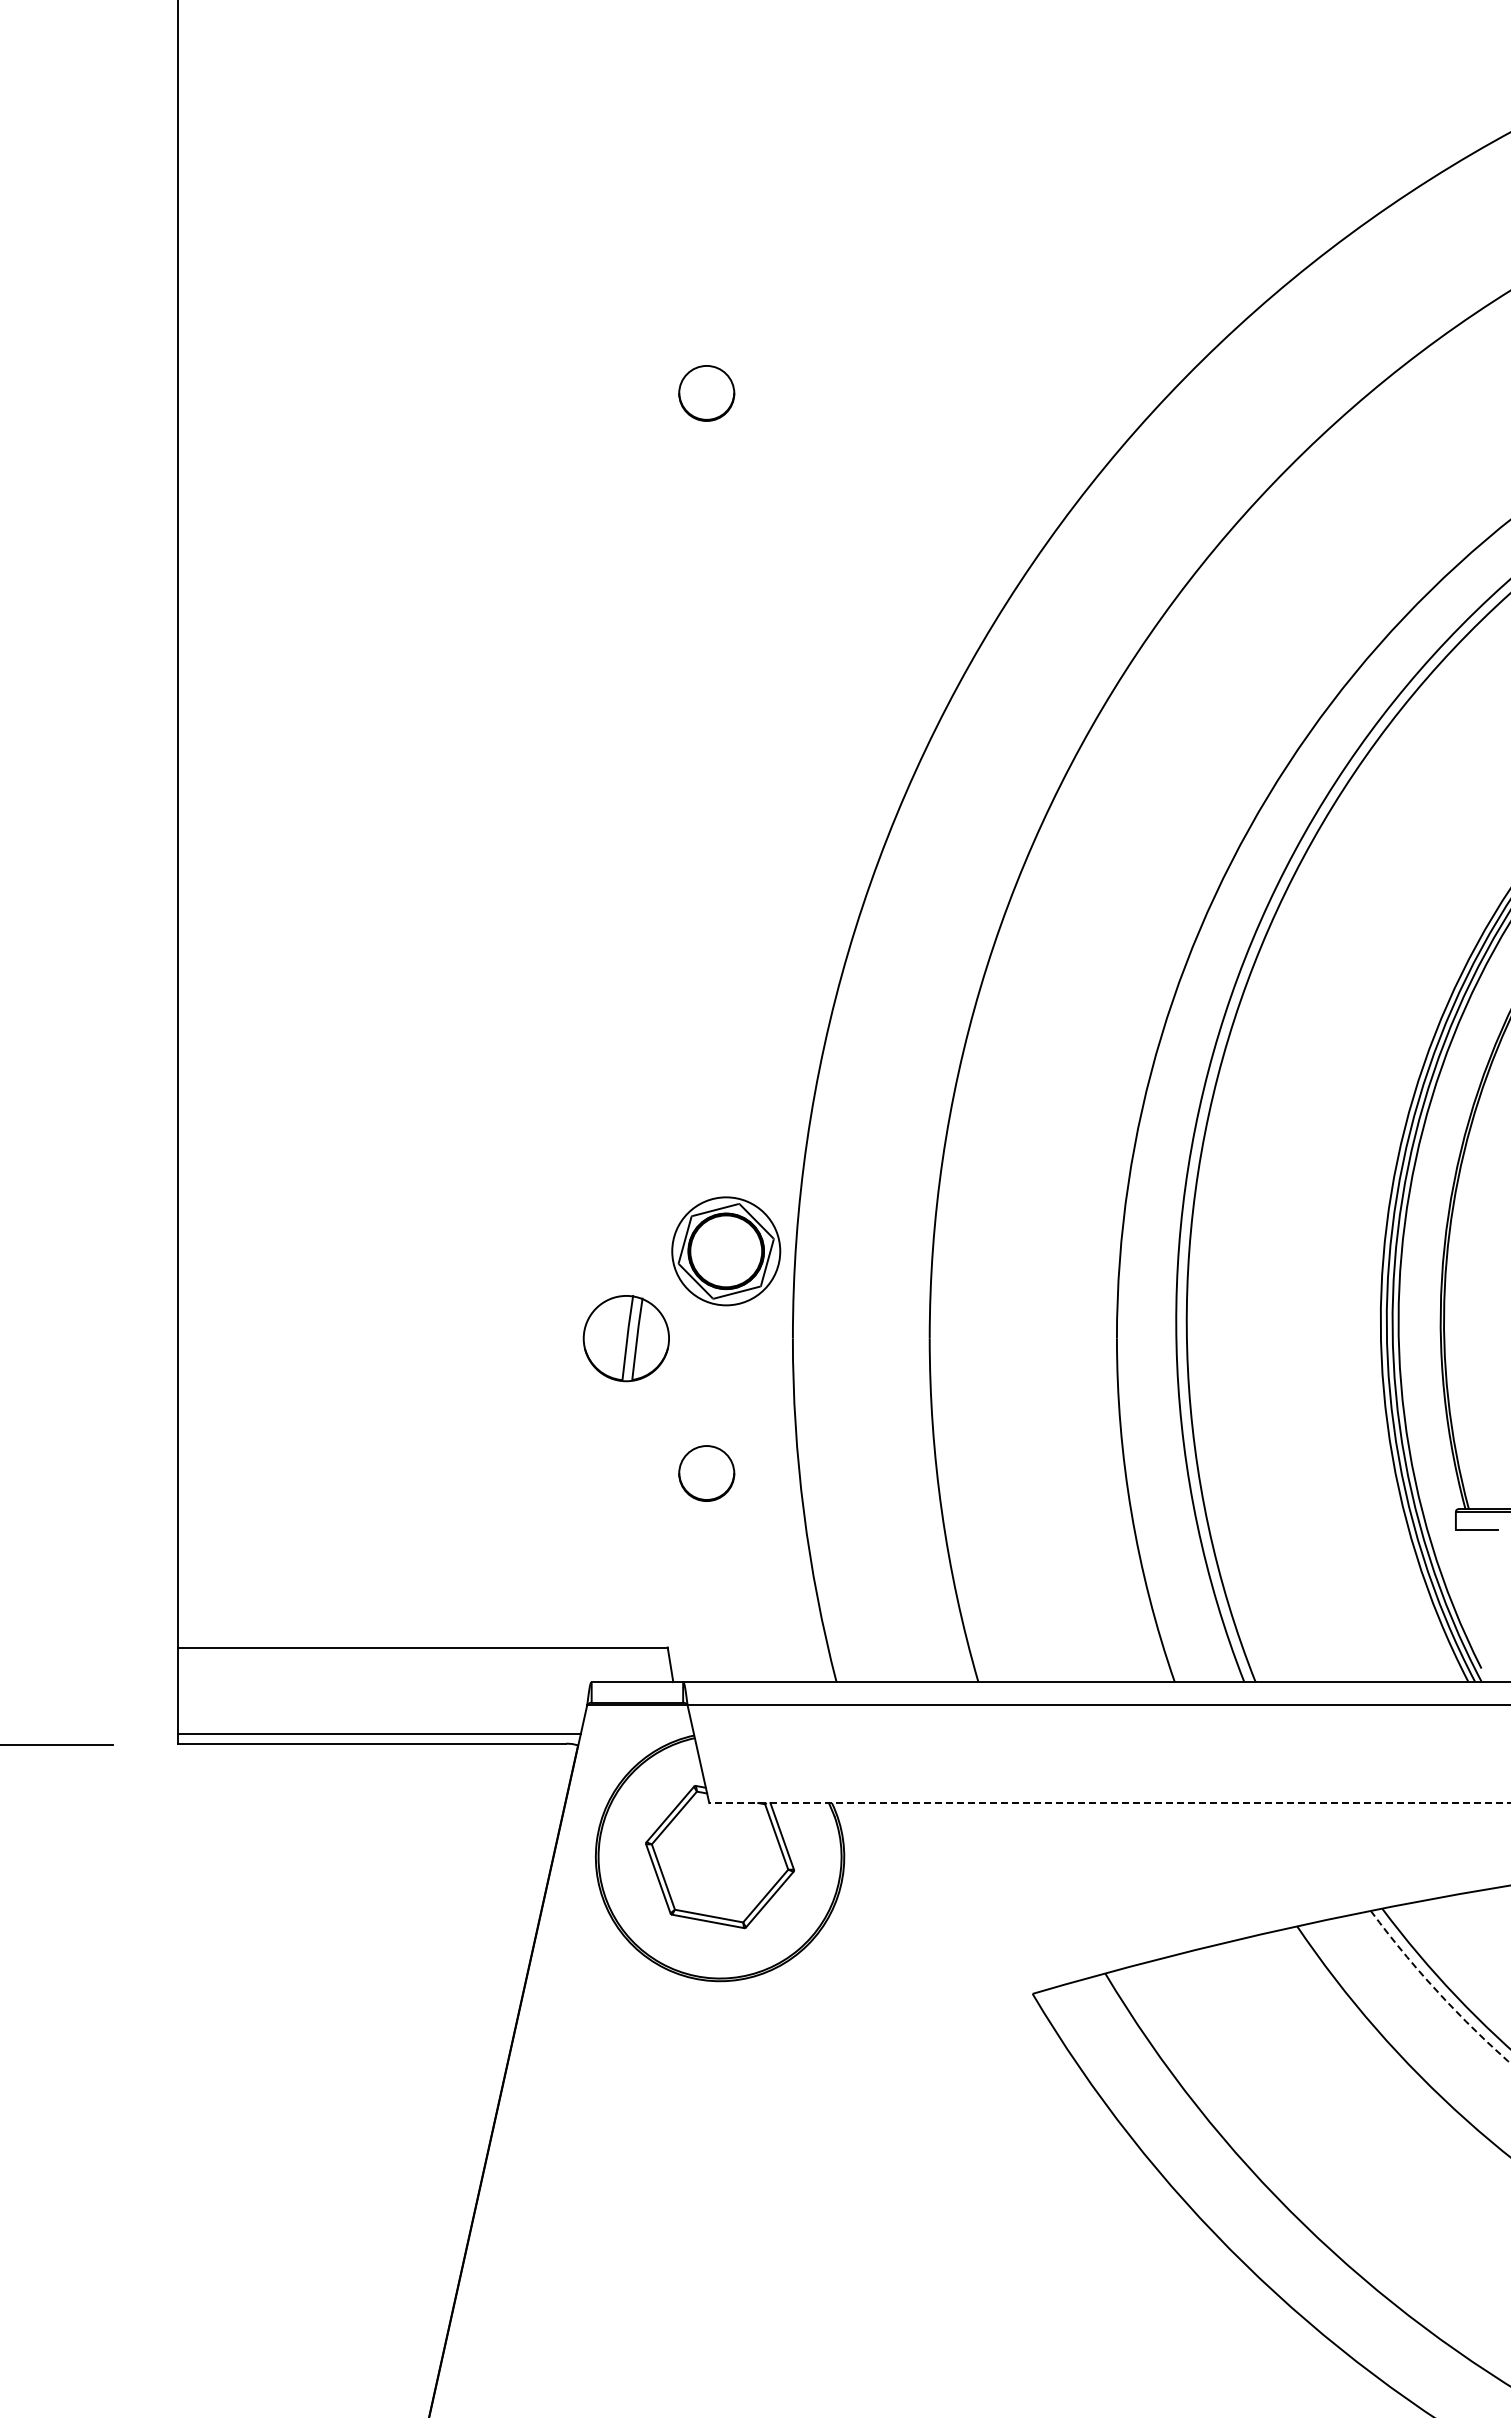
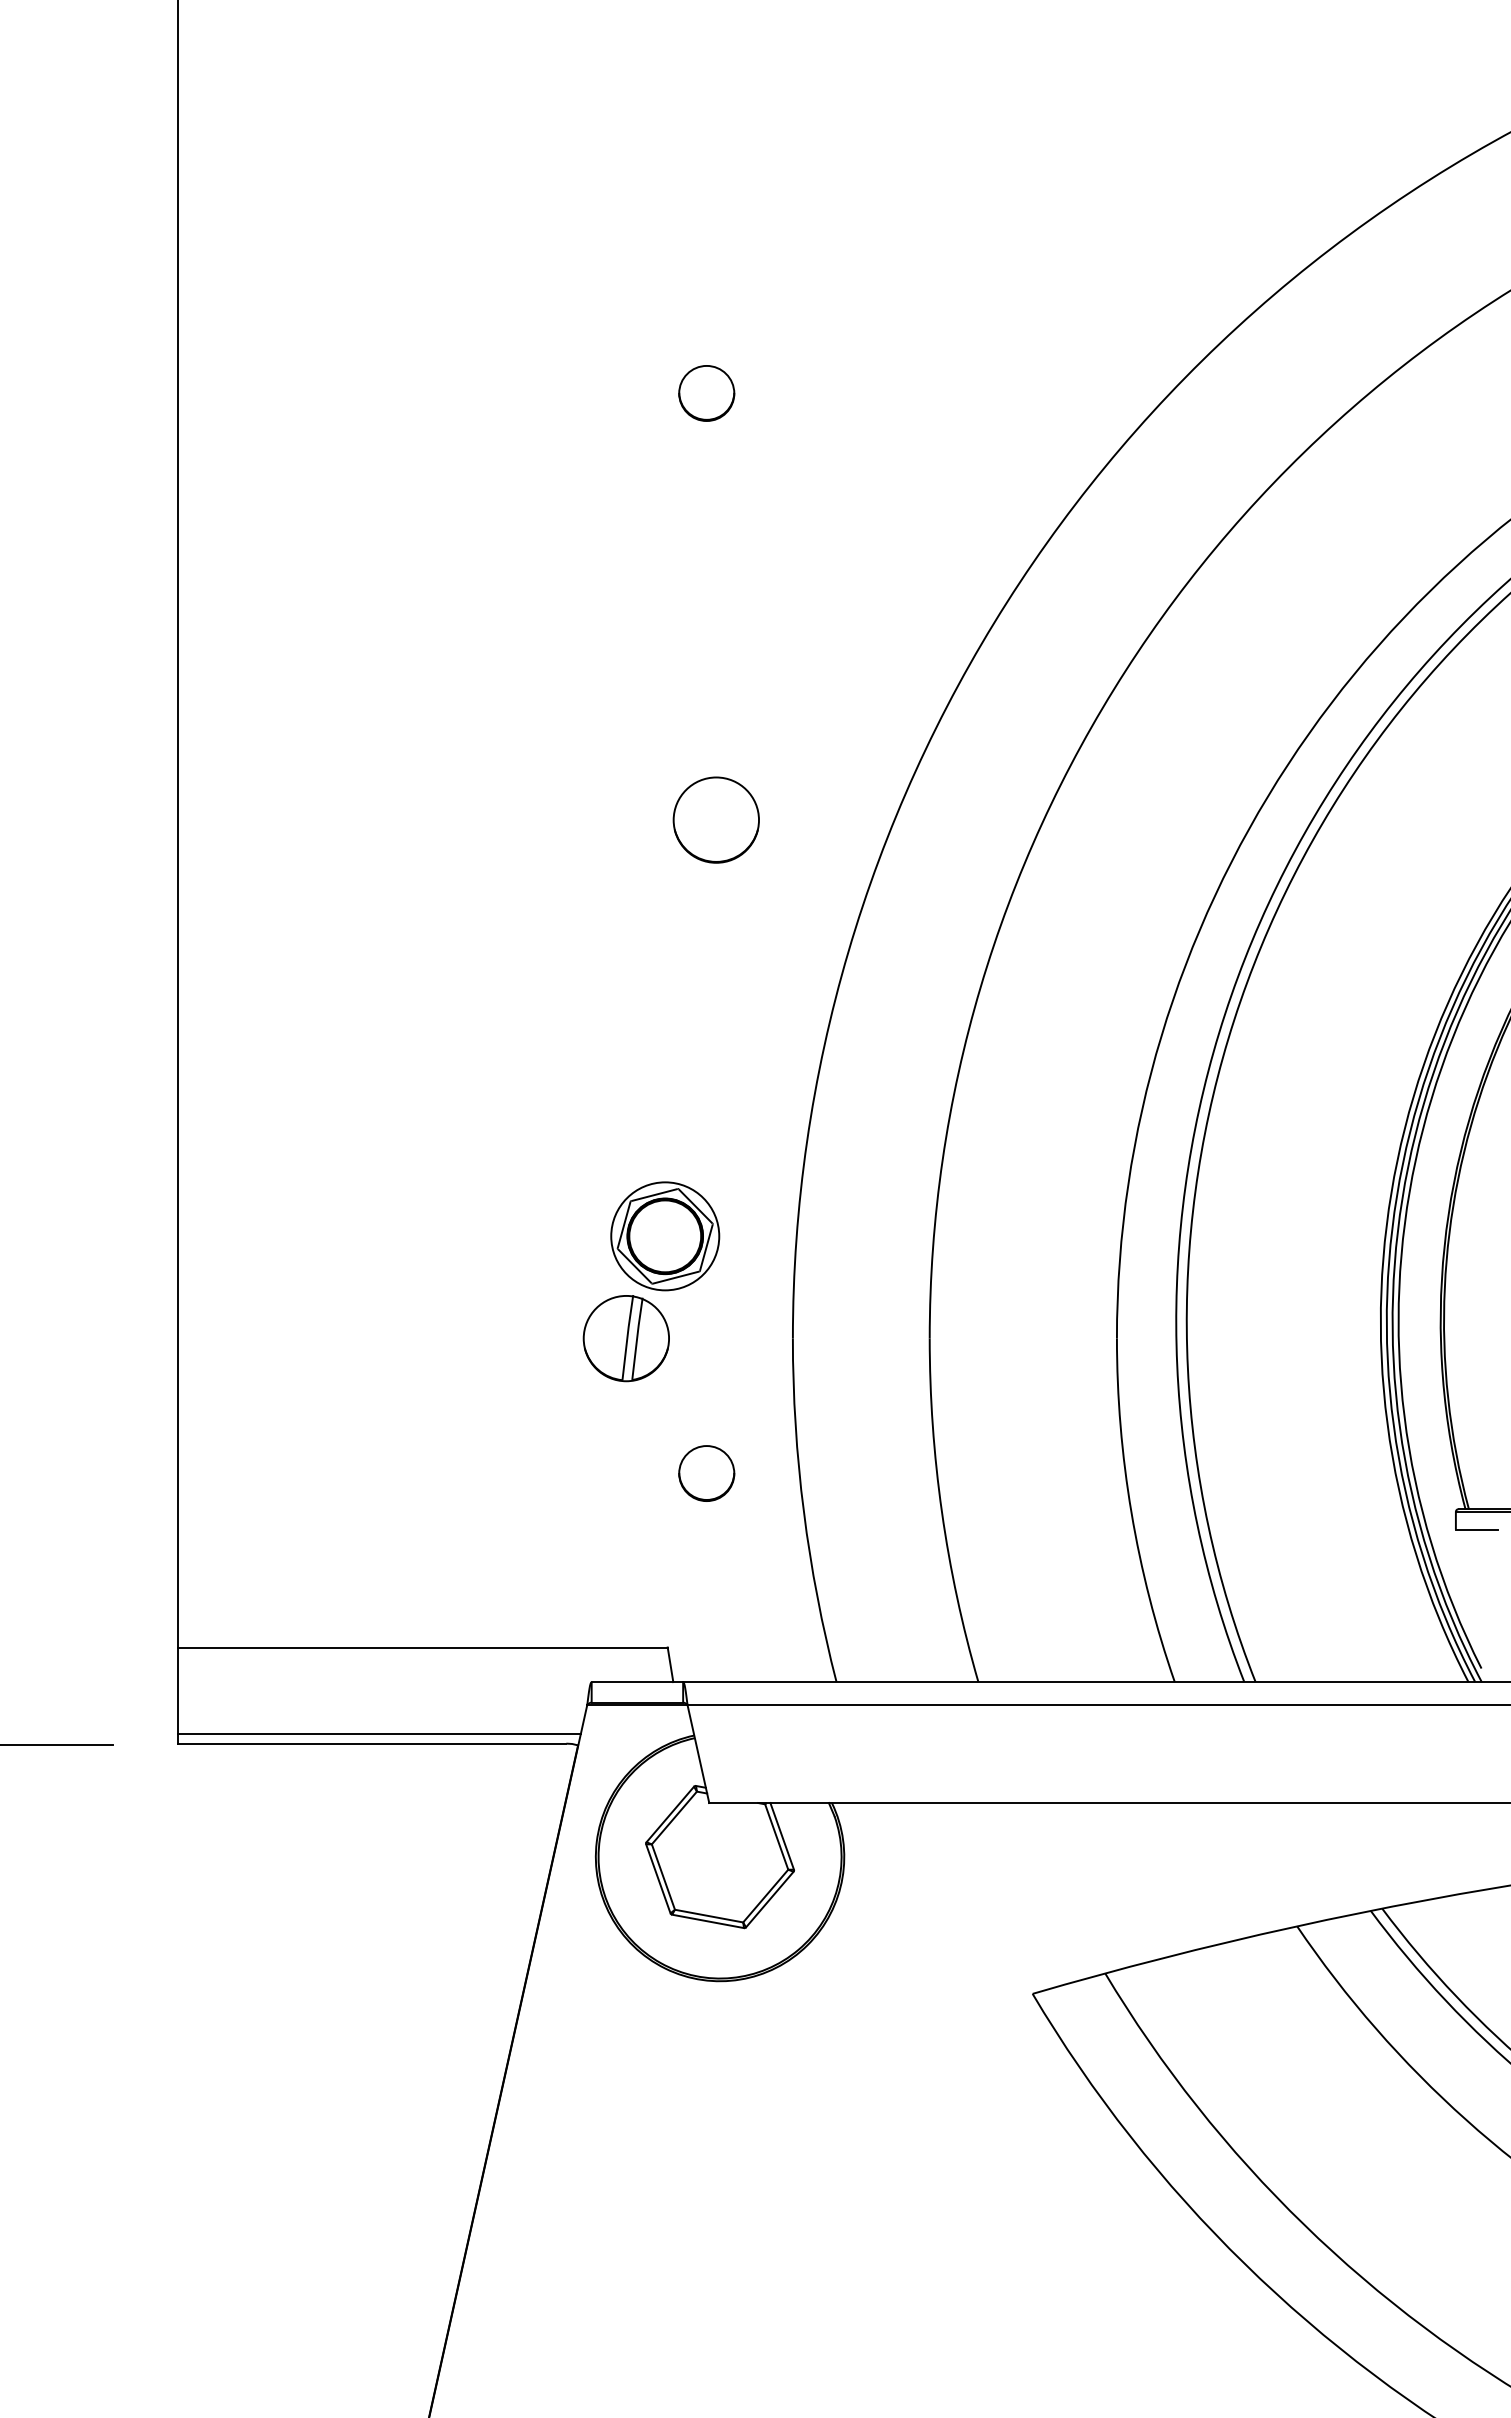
circle: none -> present (715, 819)
part position: (726, 1251) -> (665, 1236) (665, 1236)
line: dashed -> solid (1109, 1803)
arc: dashed -> solid (1436, 1990)
